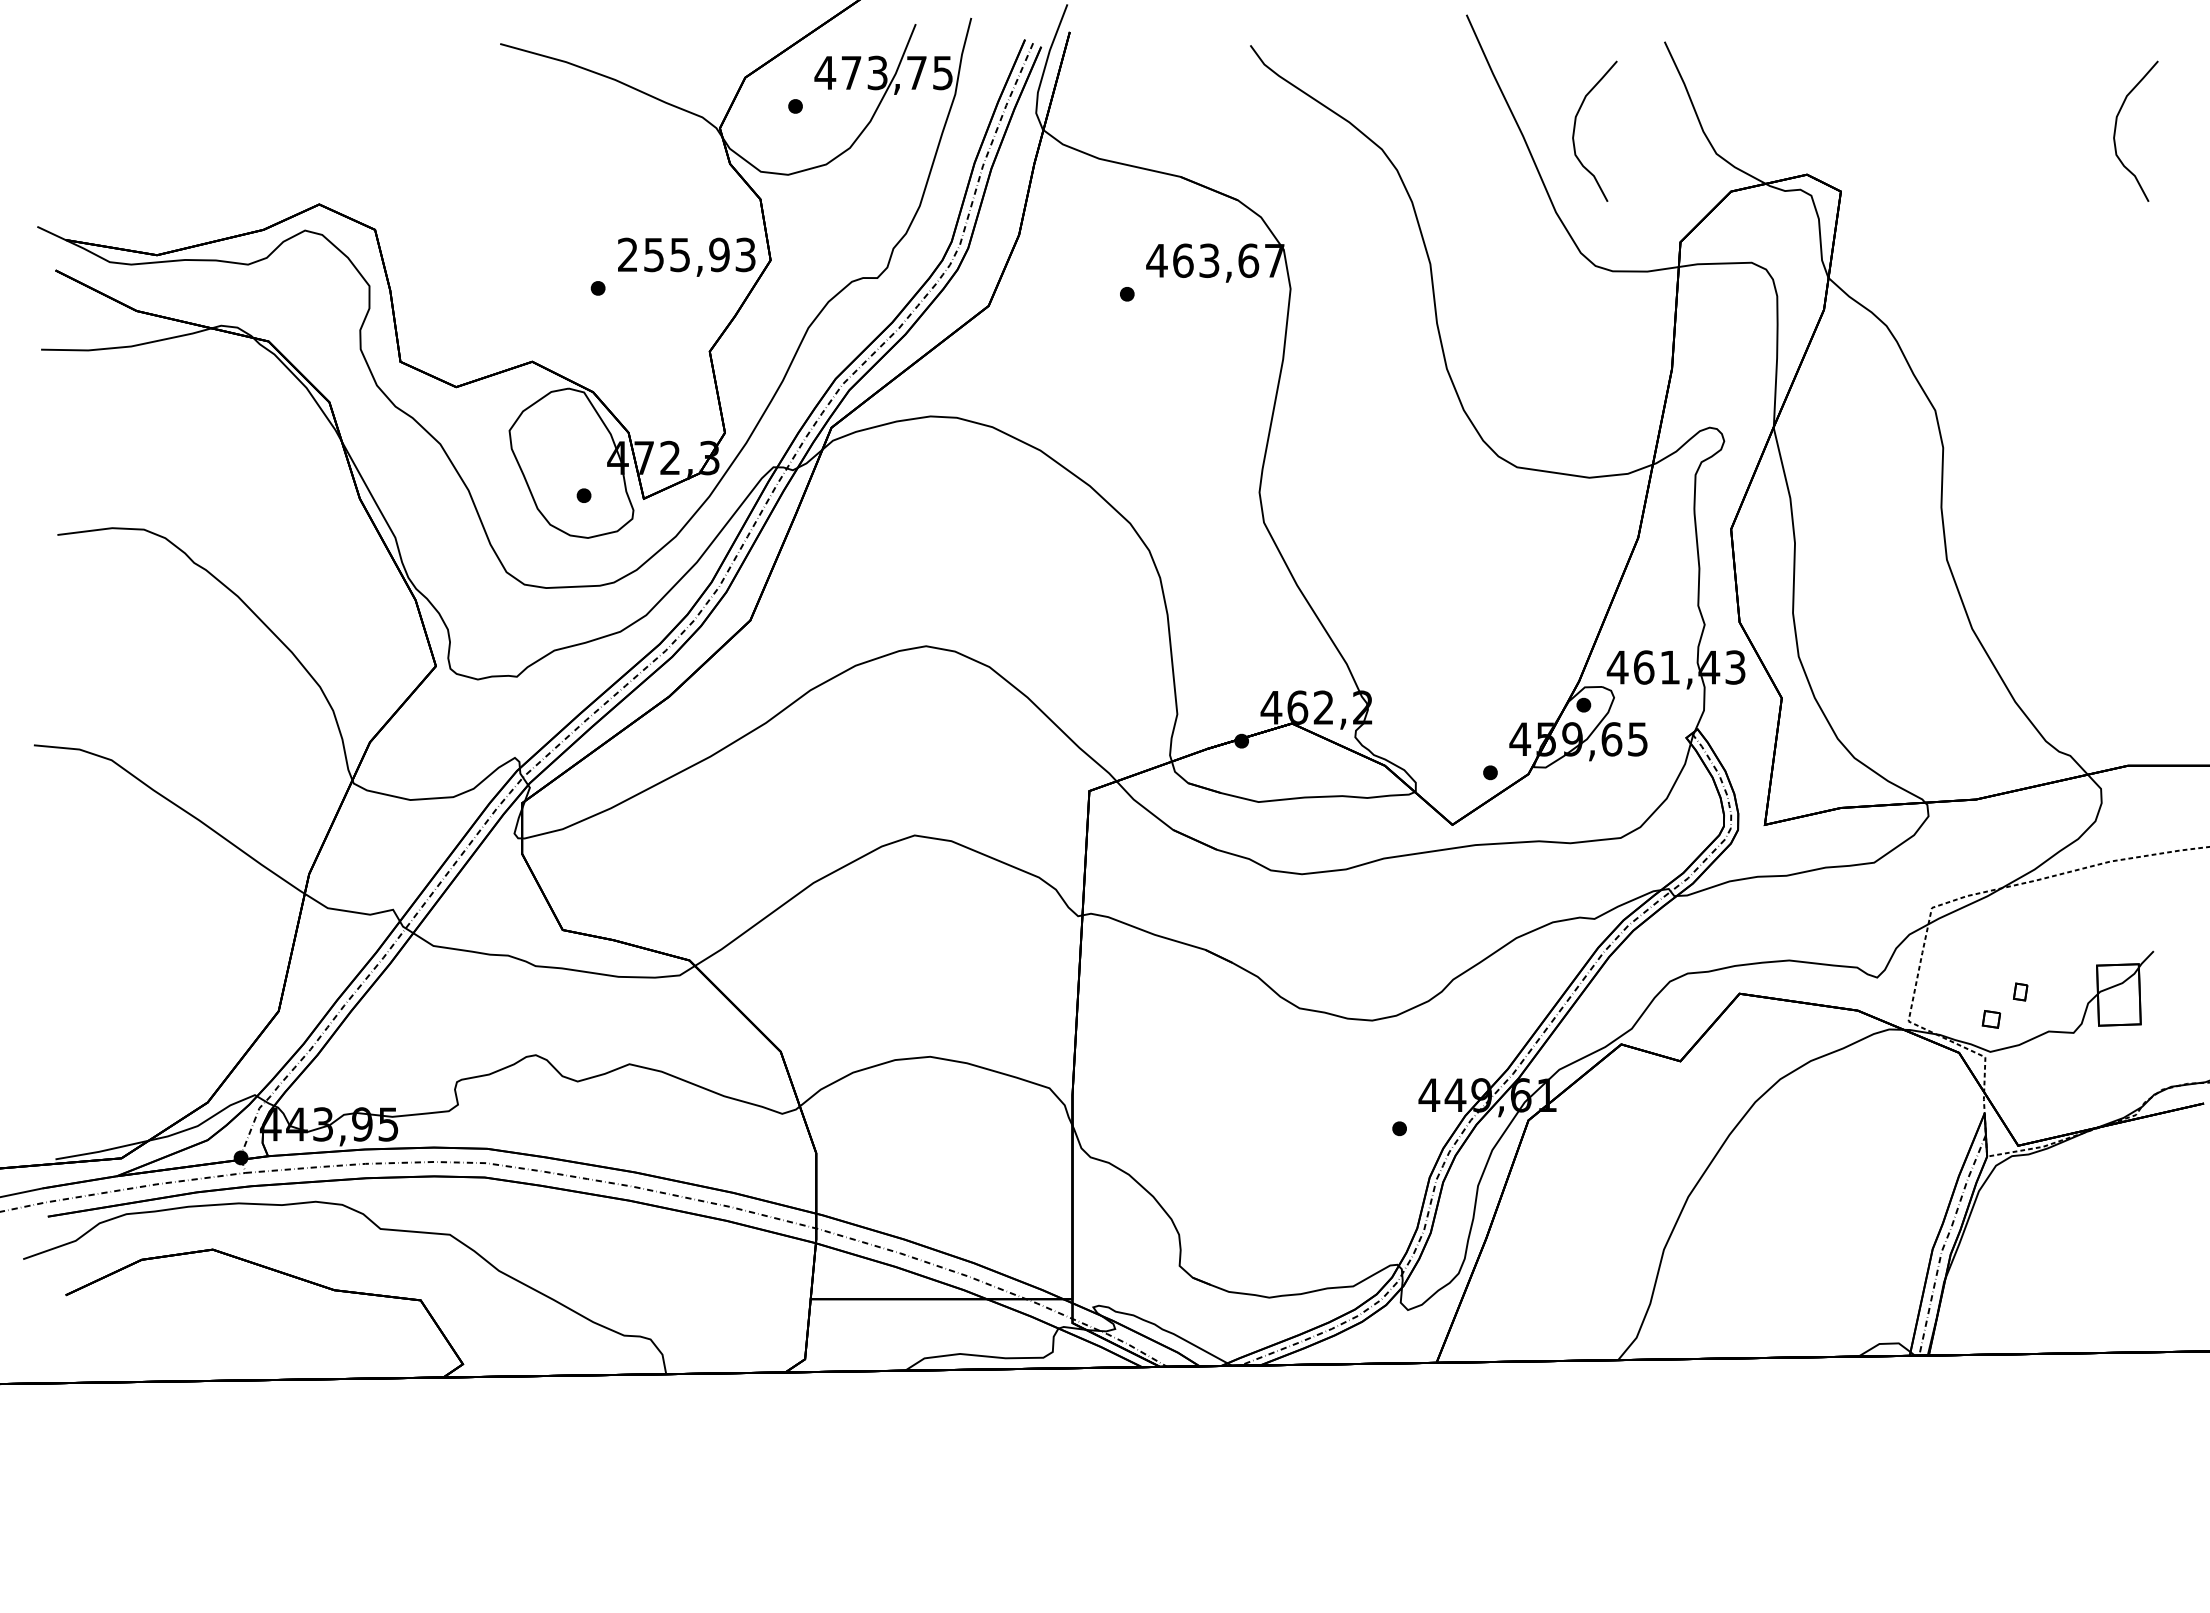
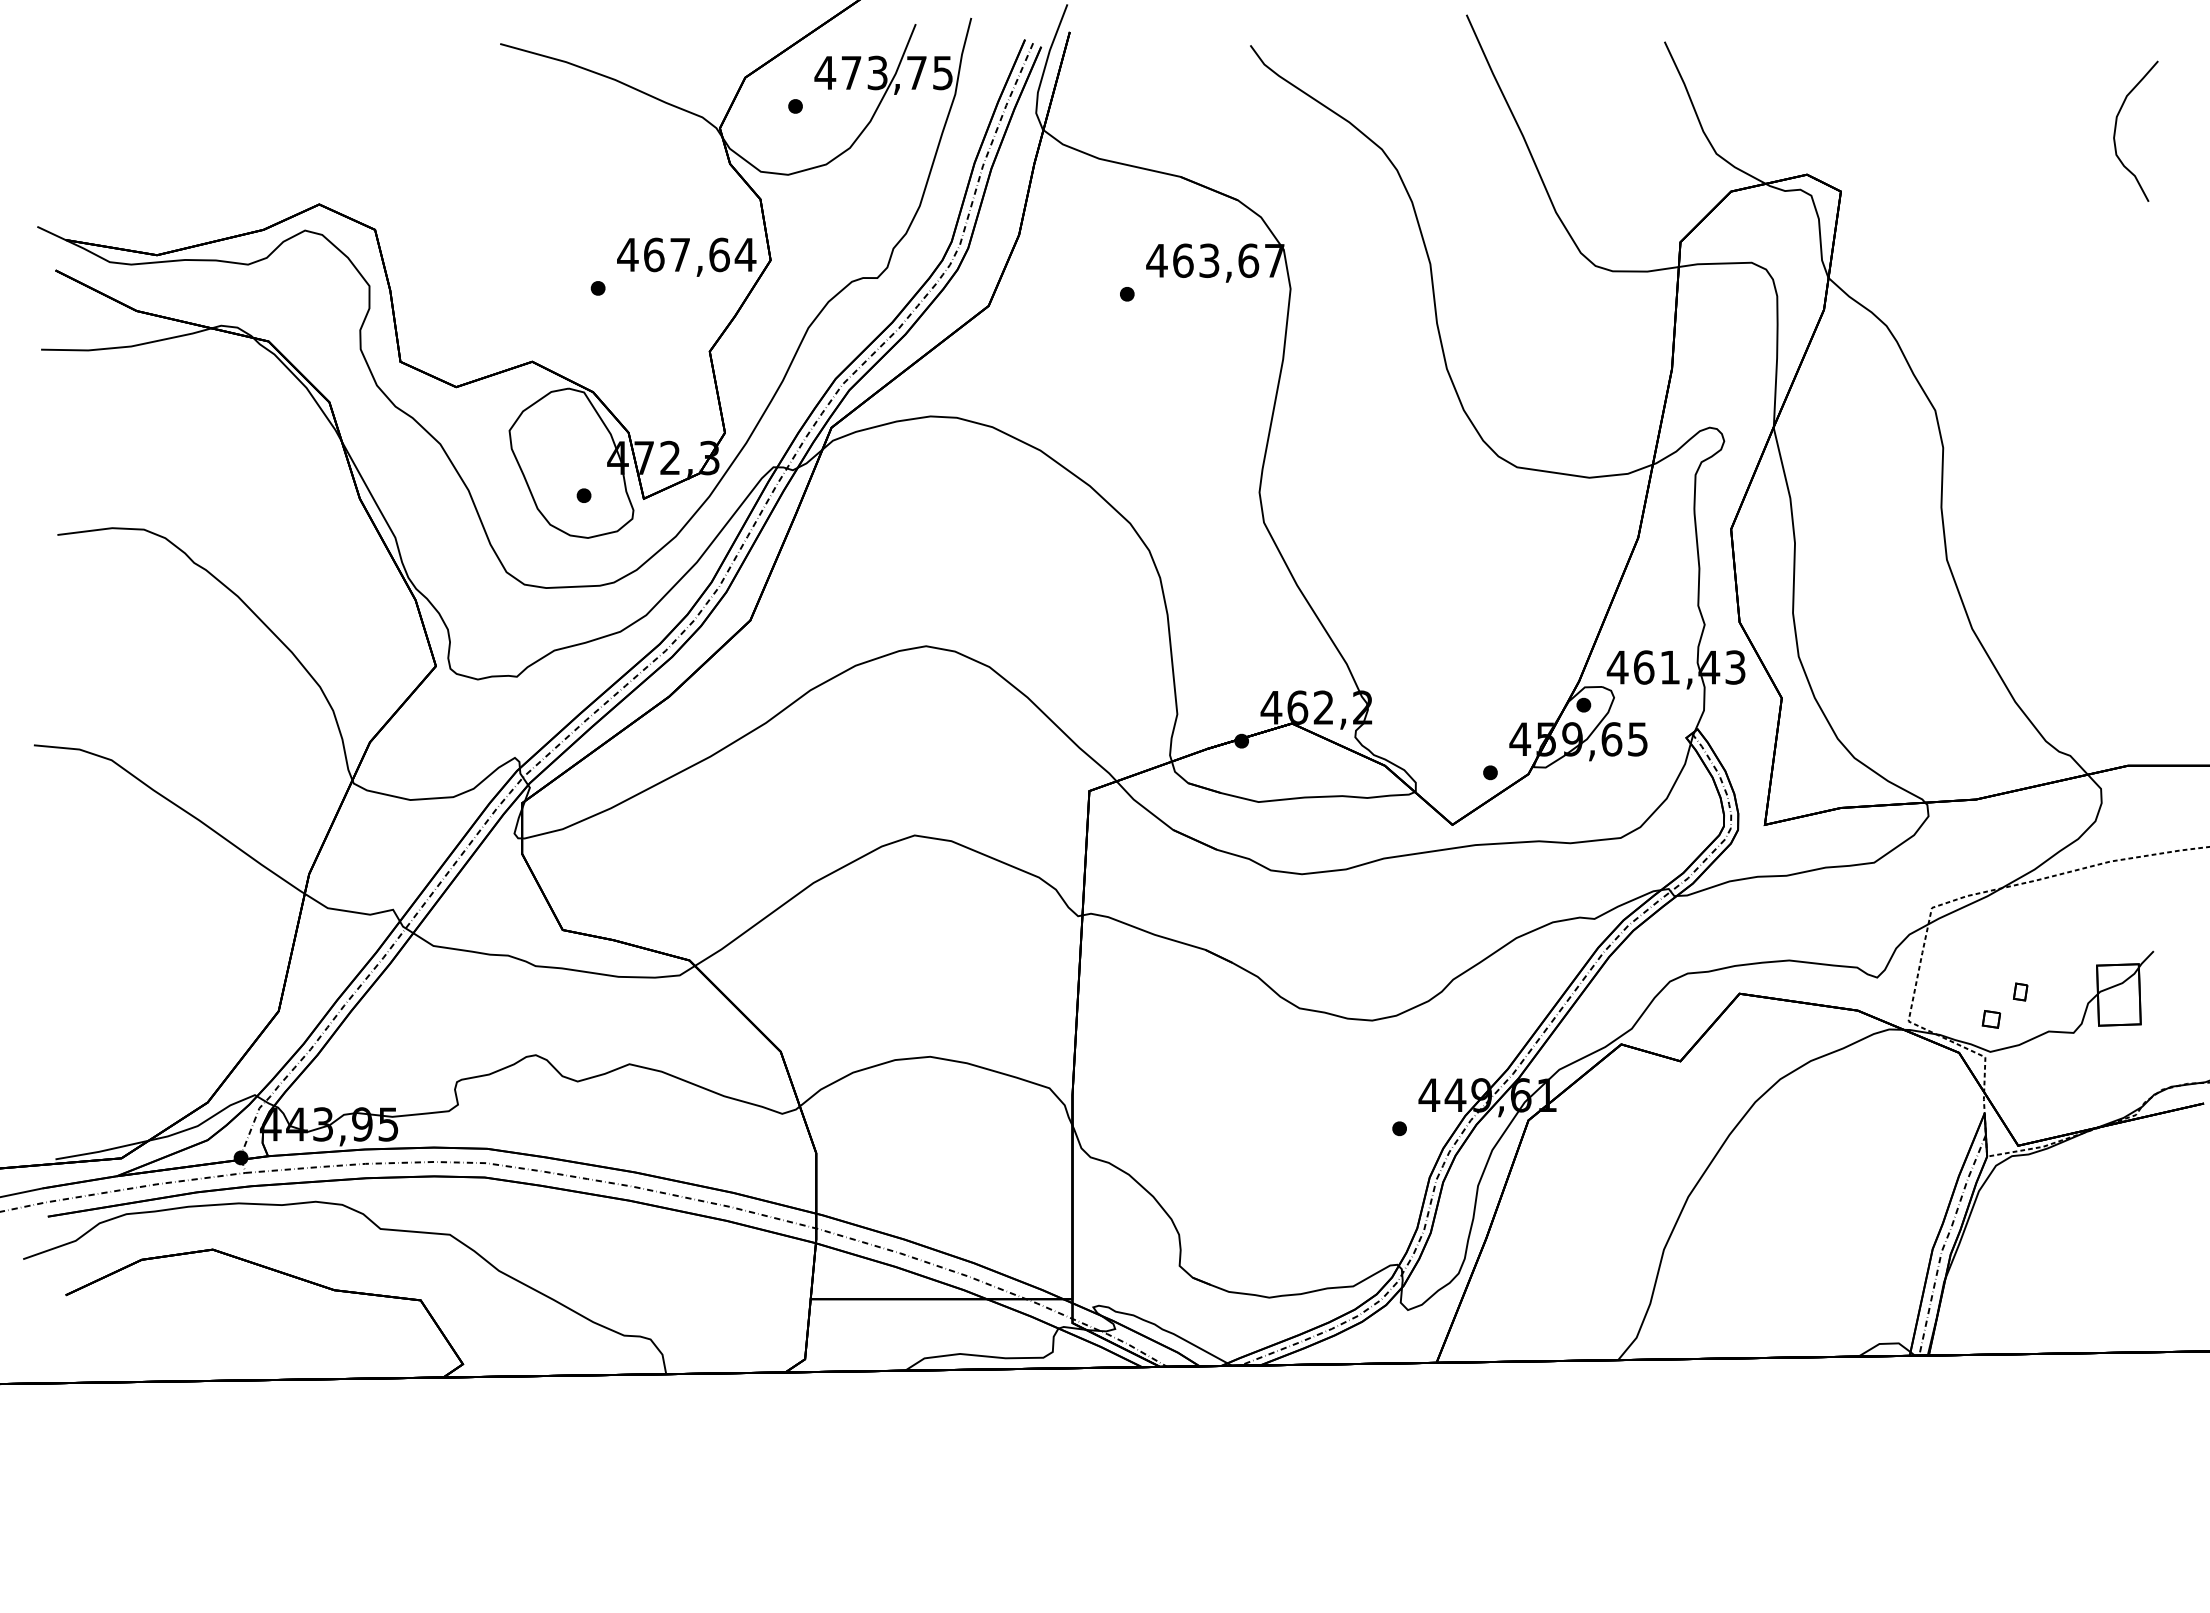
curve: present -> none (1575, 129)
text: 255,93 -> 467,64 (686, 254)
